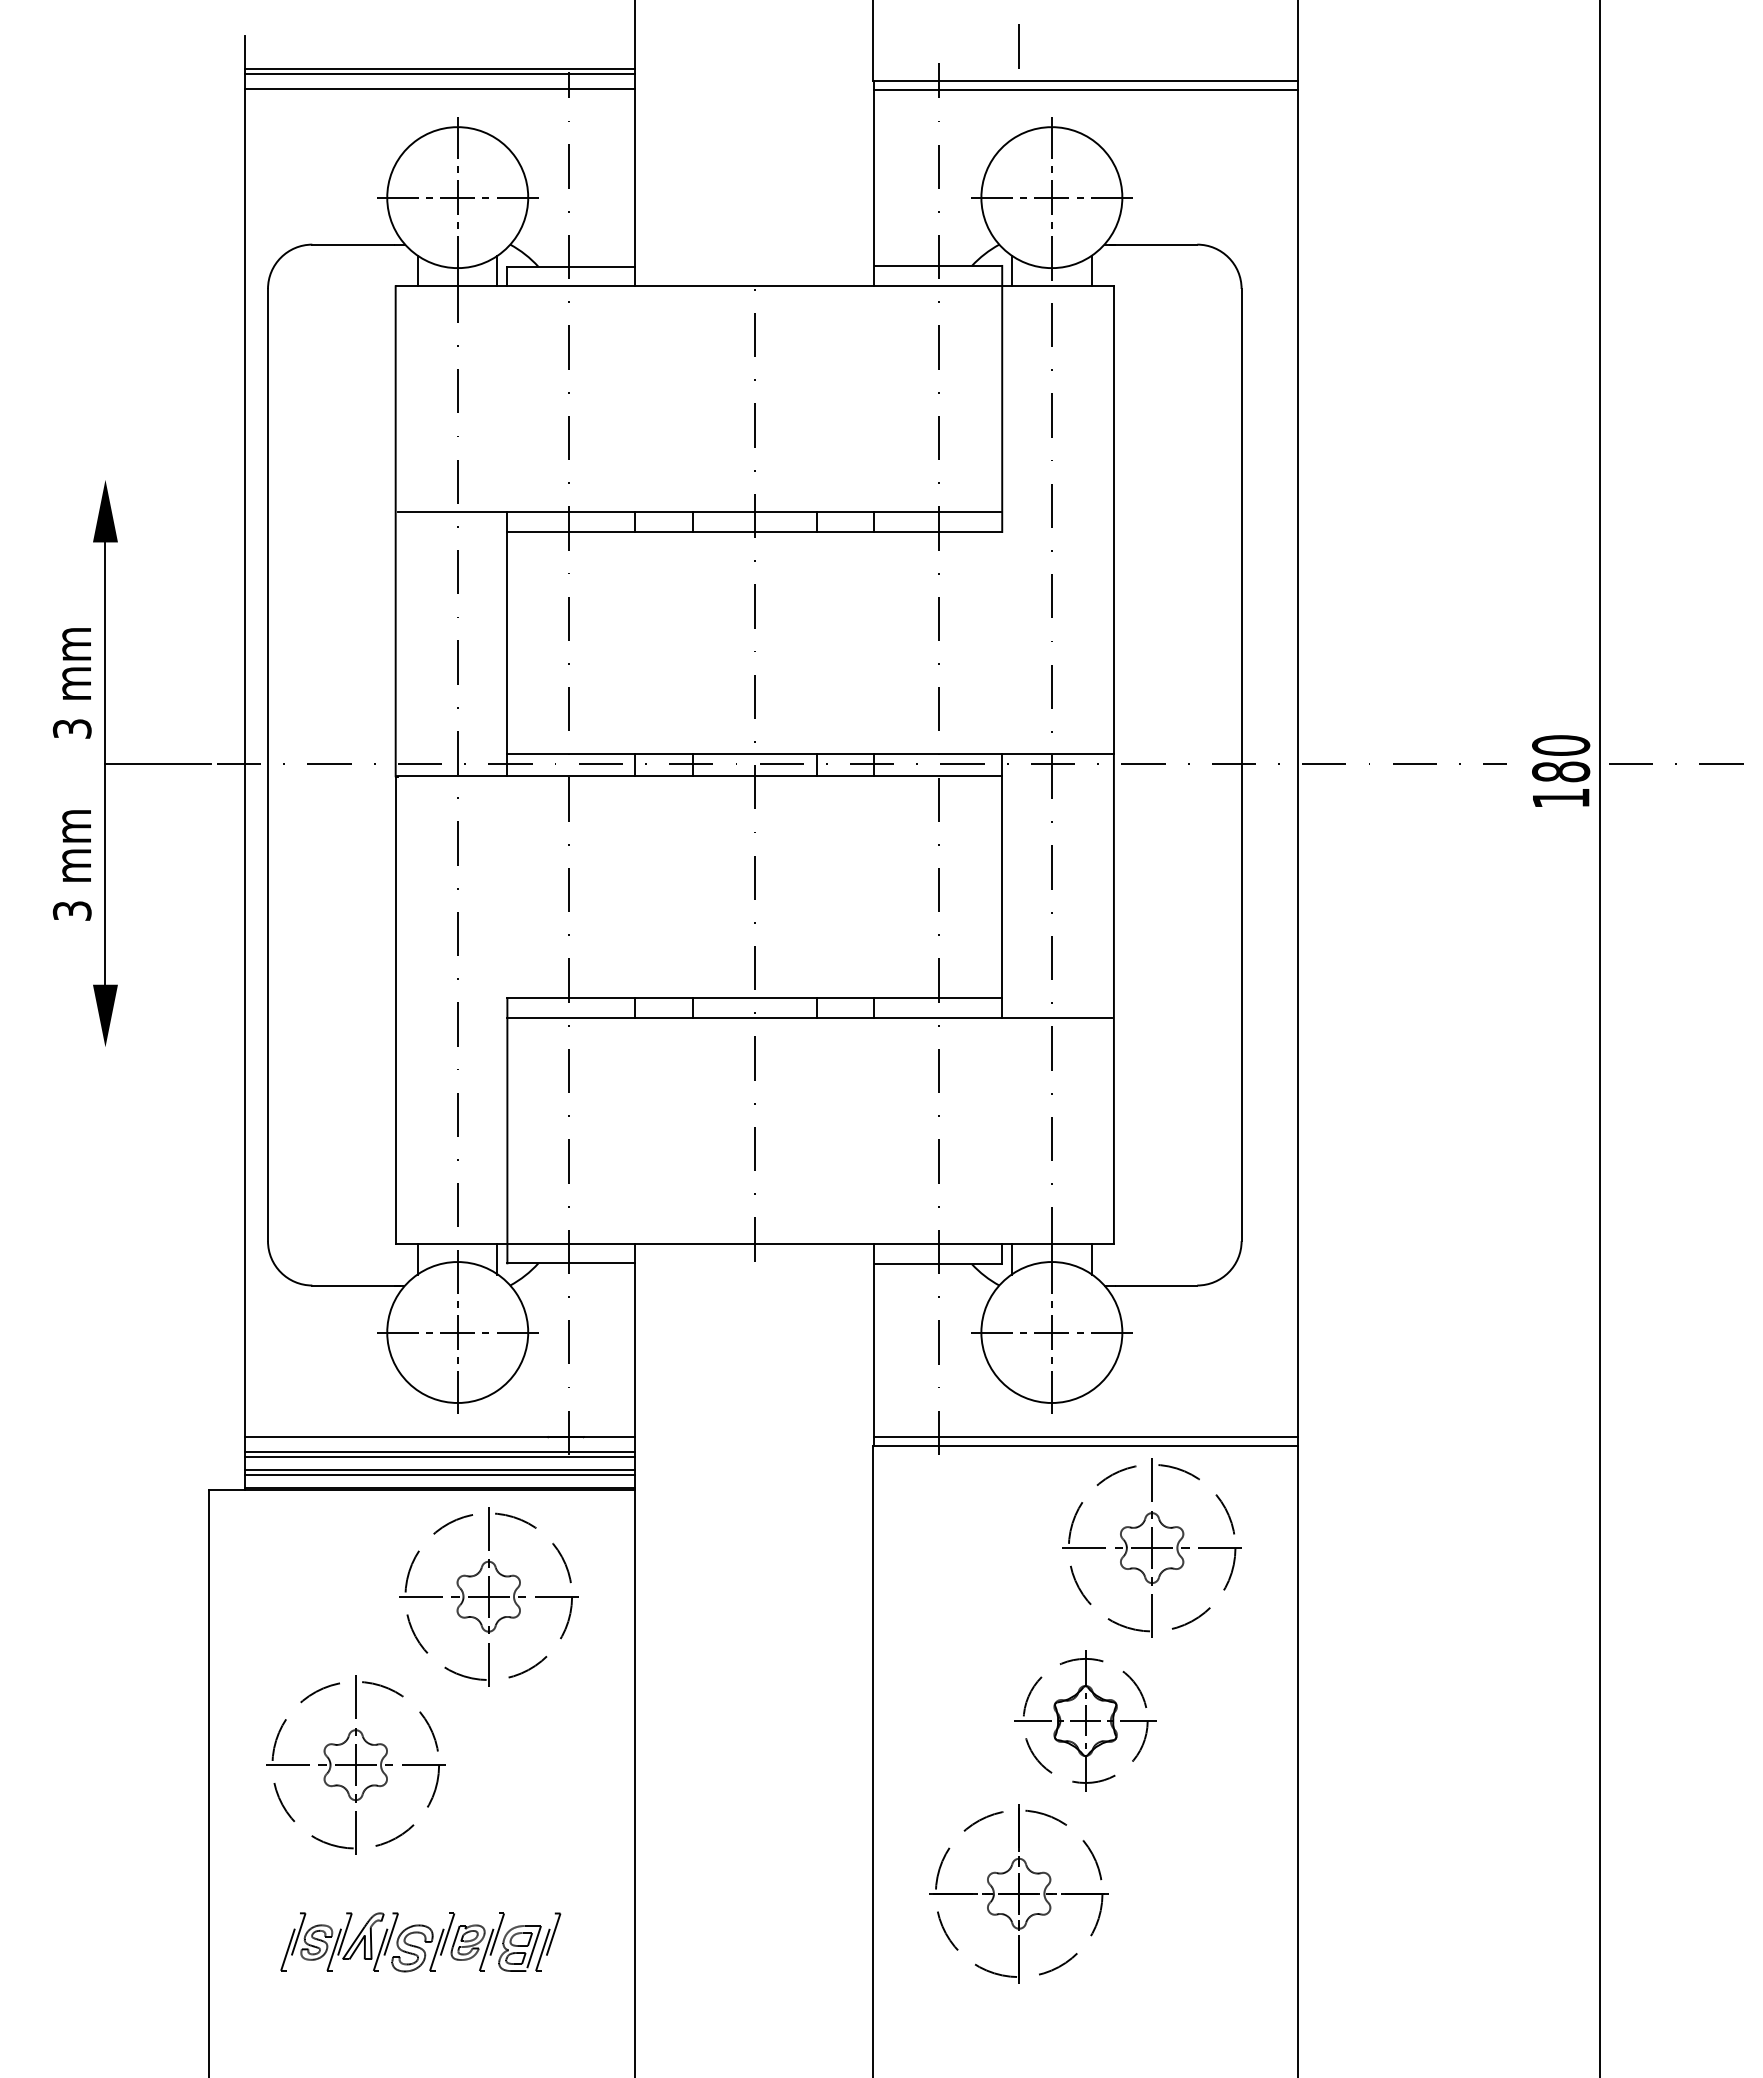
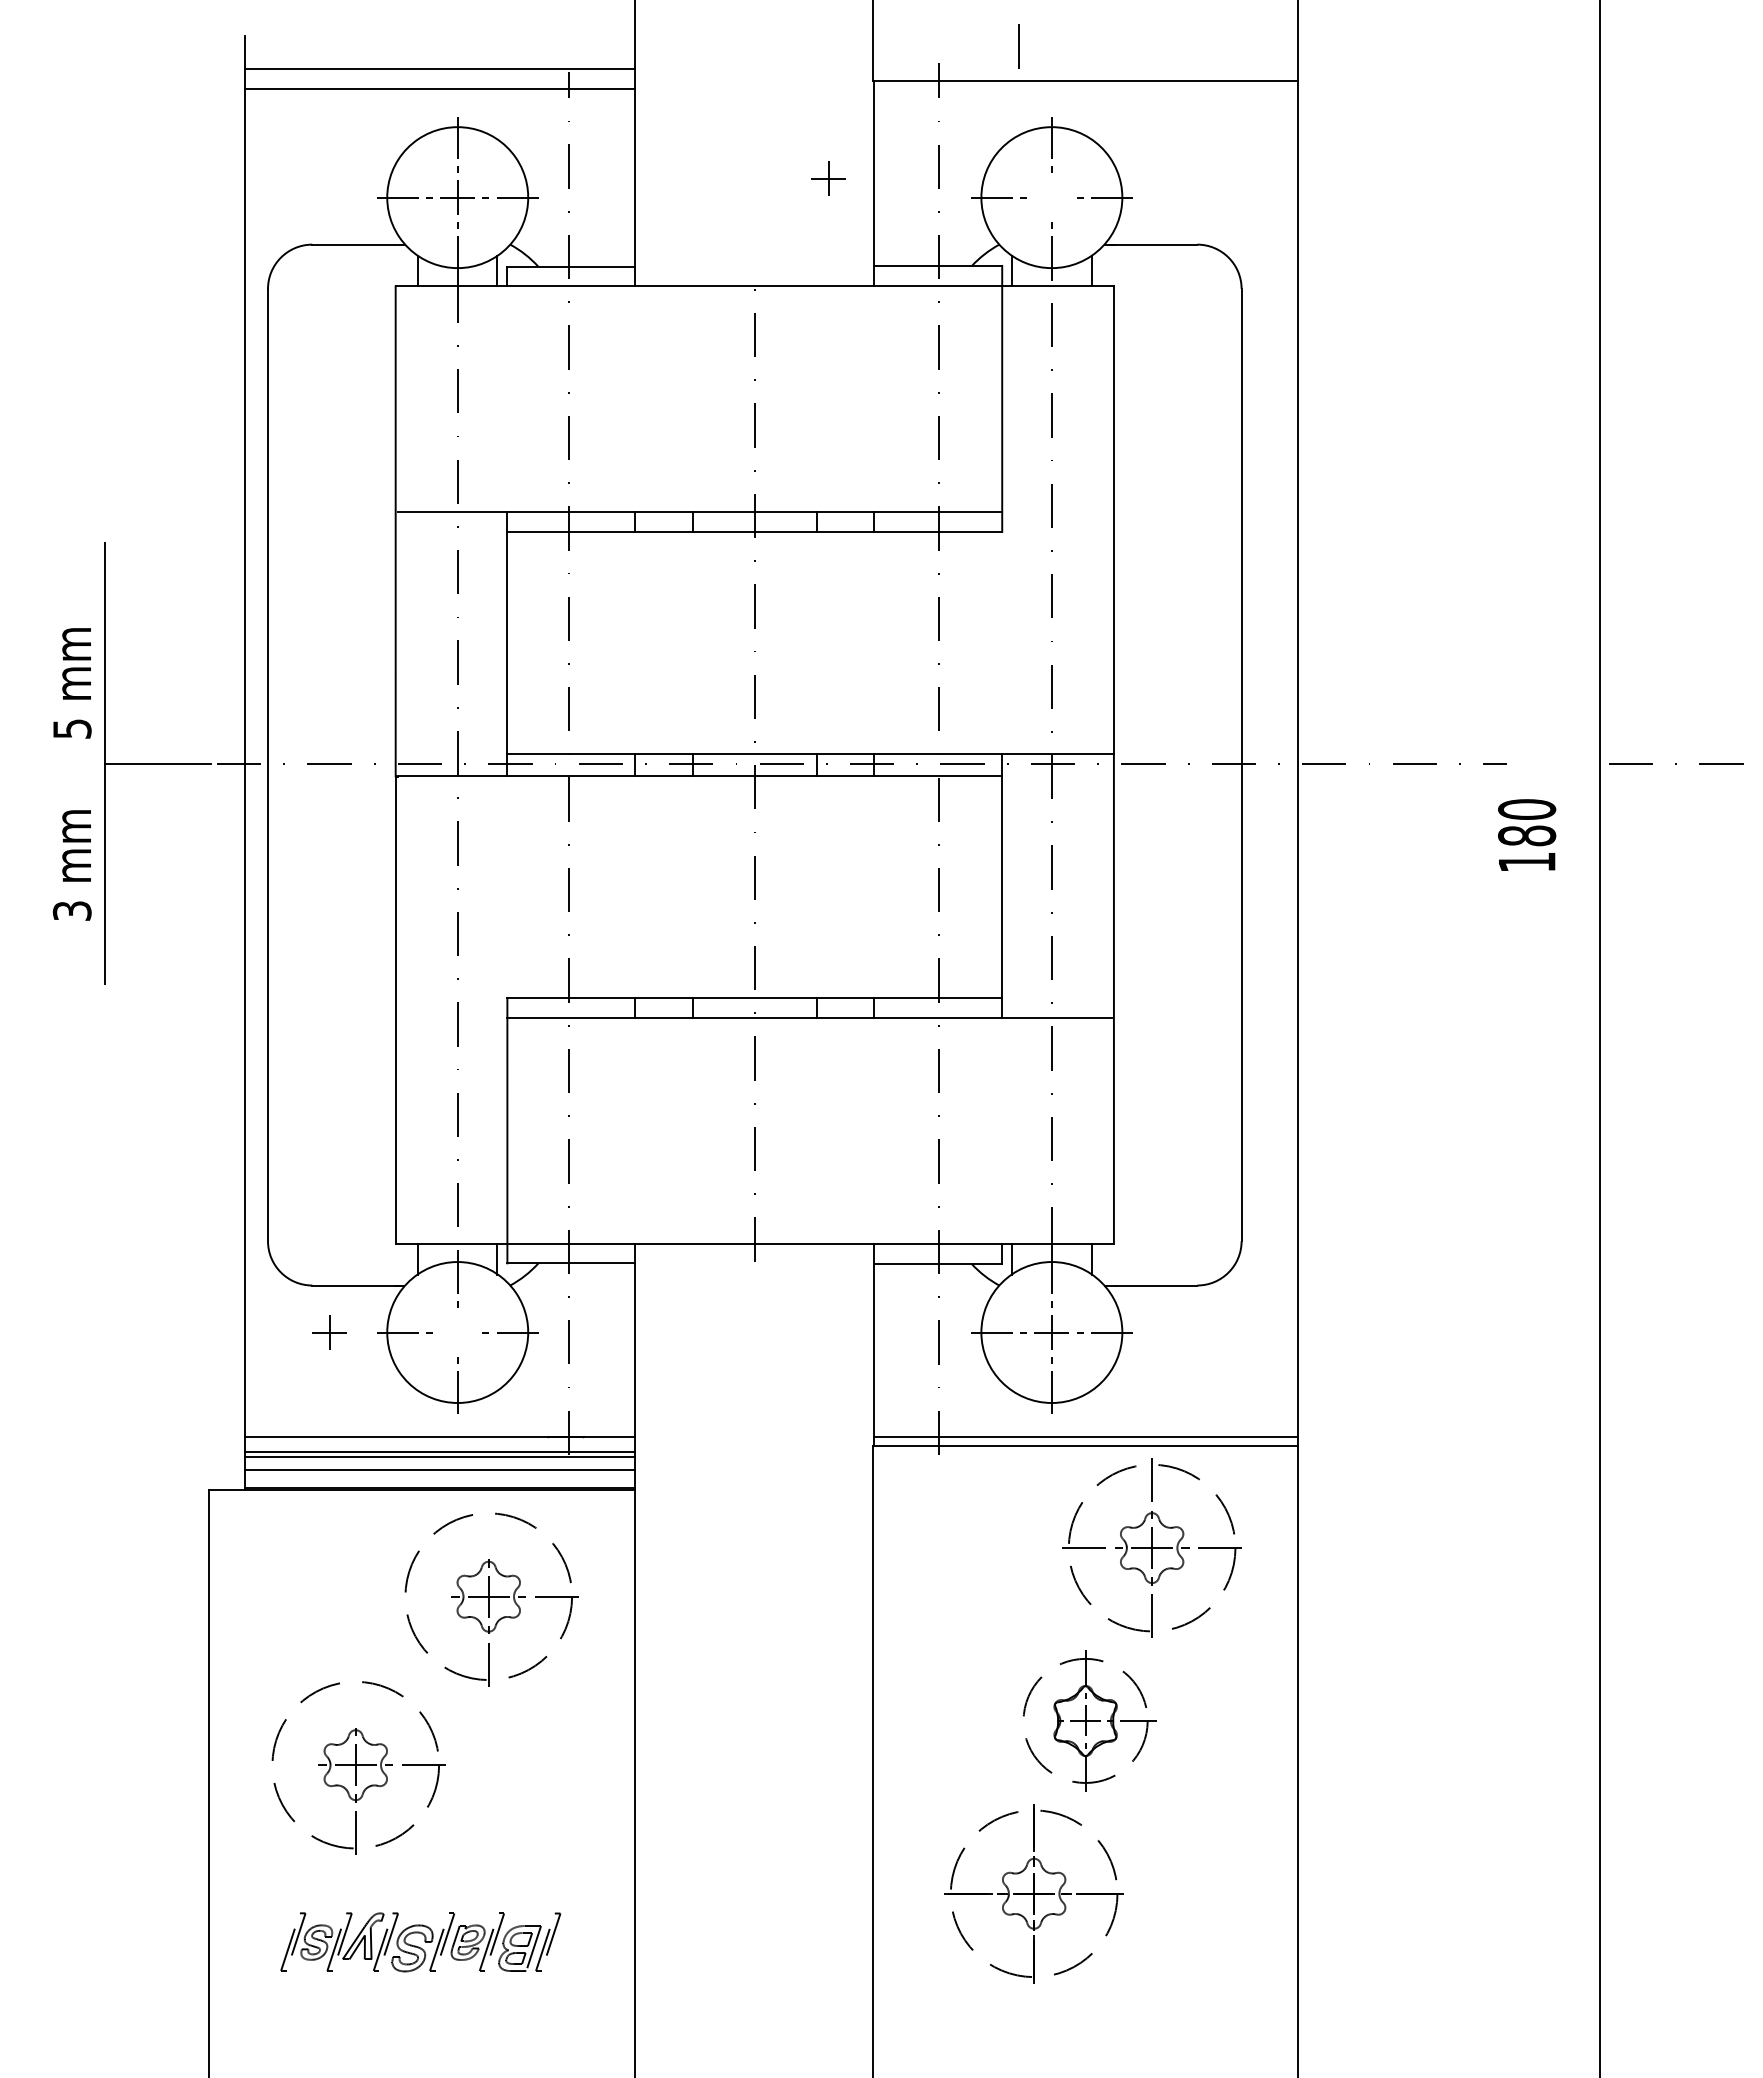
line: present -> none (439, 74)
line: present -> none (1085, 89)
part position: (1051, 197) -> (828, 178) (828, 178)
fill: present -> none (104, 510)
text: 3 -> 5 (71, 728)
text position: (1561, 770) -> (1527, 834) (1527, 834)
fill: present -> none (104, 1015)
part position: (457, 1332) -> (329, 1332) (329, 1332)
line: present -> none (439, 1475)
line: present -> none (488, 1525)
line: present -> none (417, 1596)
line: present -> none (355, 1694)
line: present -> none (1032, 1720)
line: present -> none (284, 1765)
part position: (1018, 1893) -> (1033, 1893) (1033, 1893)
